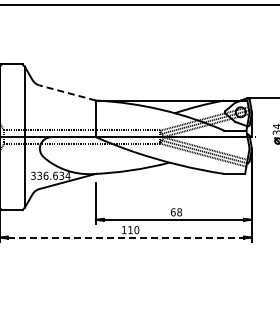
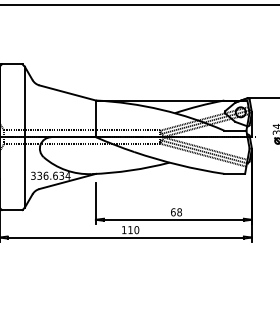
line: dashed -> solid (67, 92)
line: dashed -> solid (126, 237)
